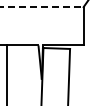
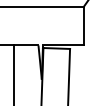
line: dashed -> solid (41, 7)
line position: (7, 73) -> (14, 73) (14, 73)
